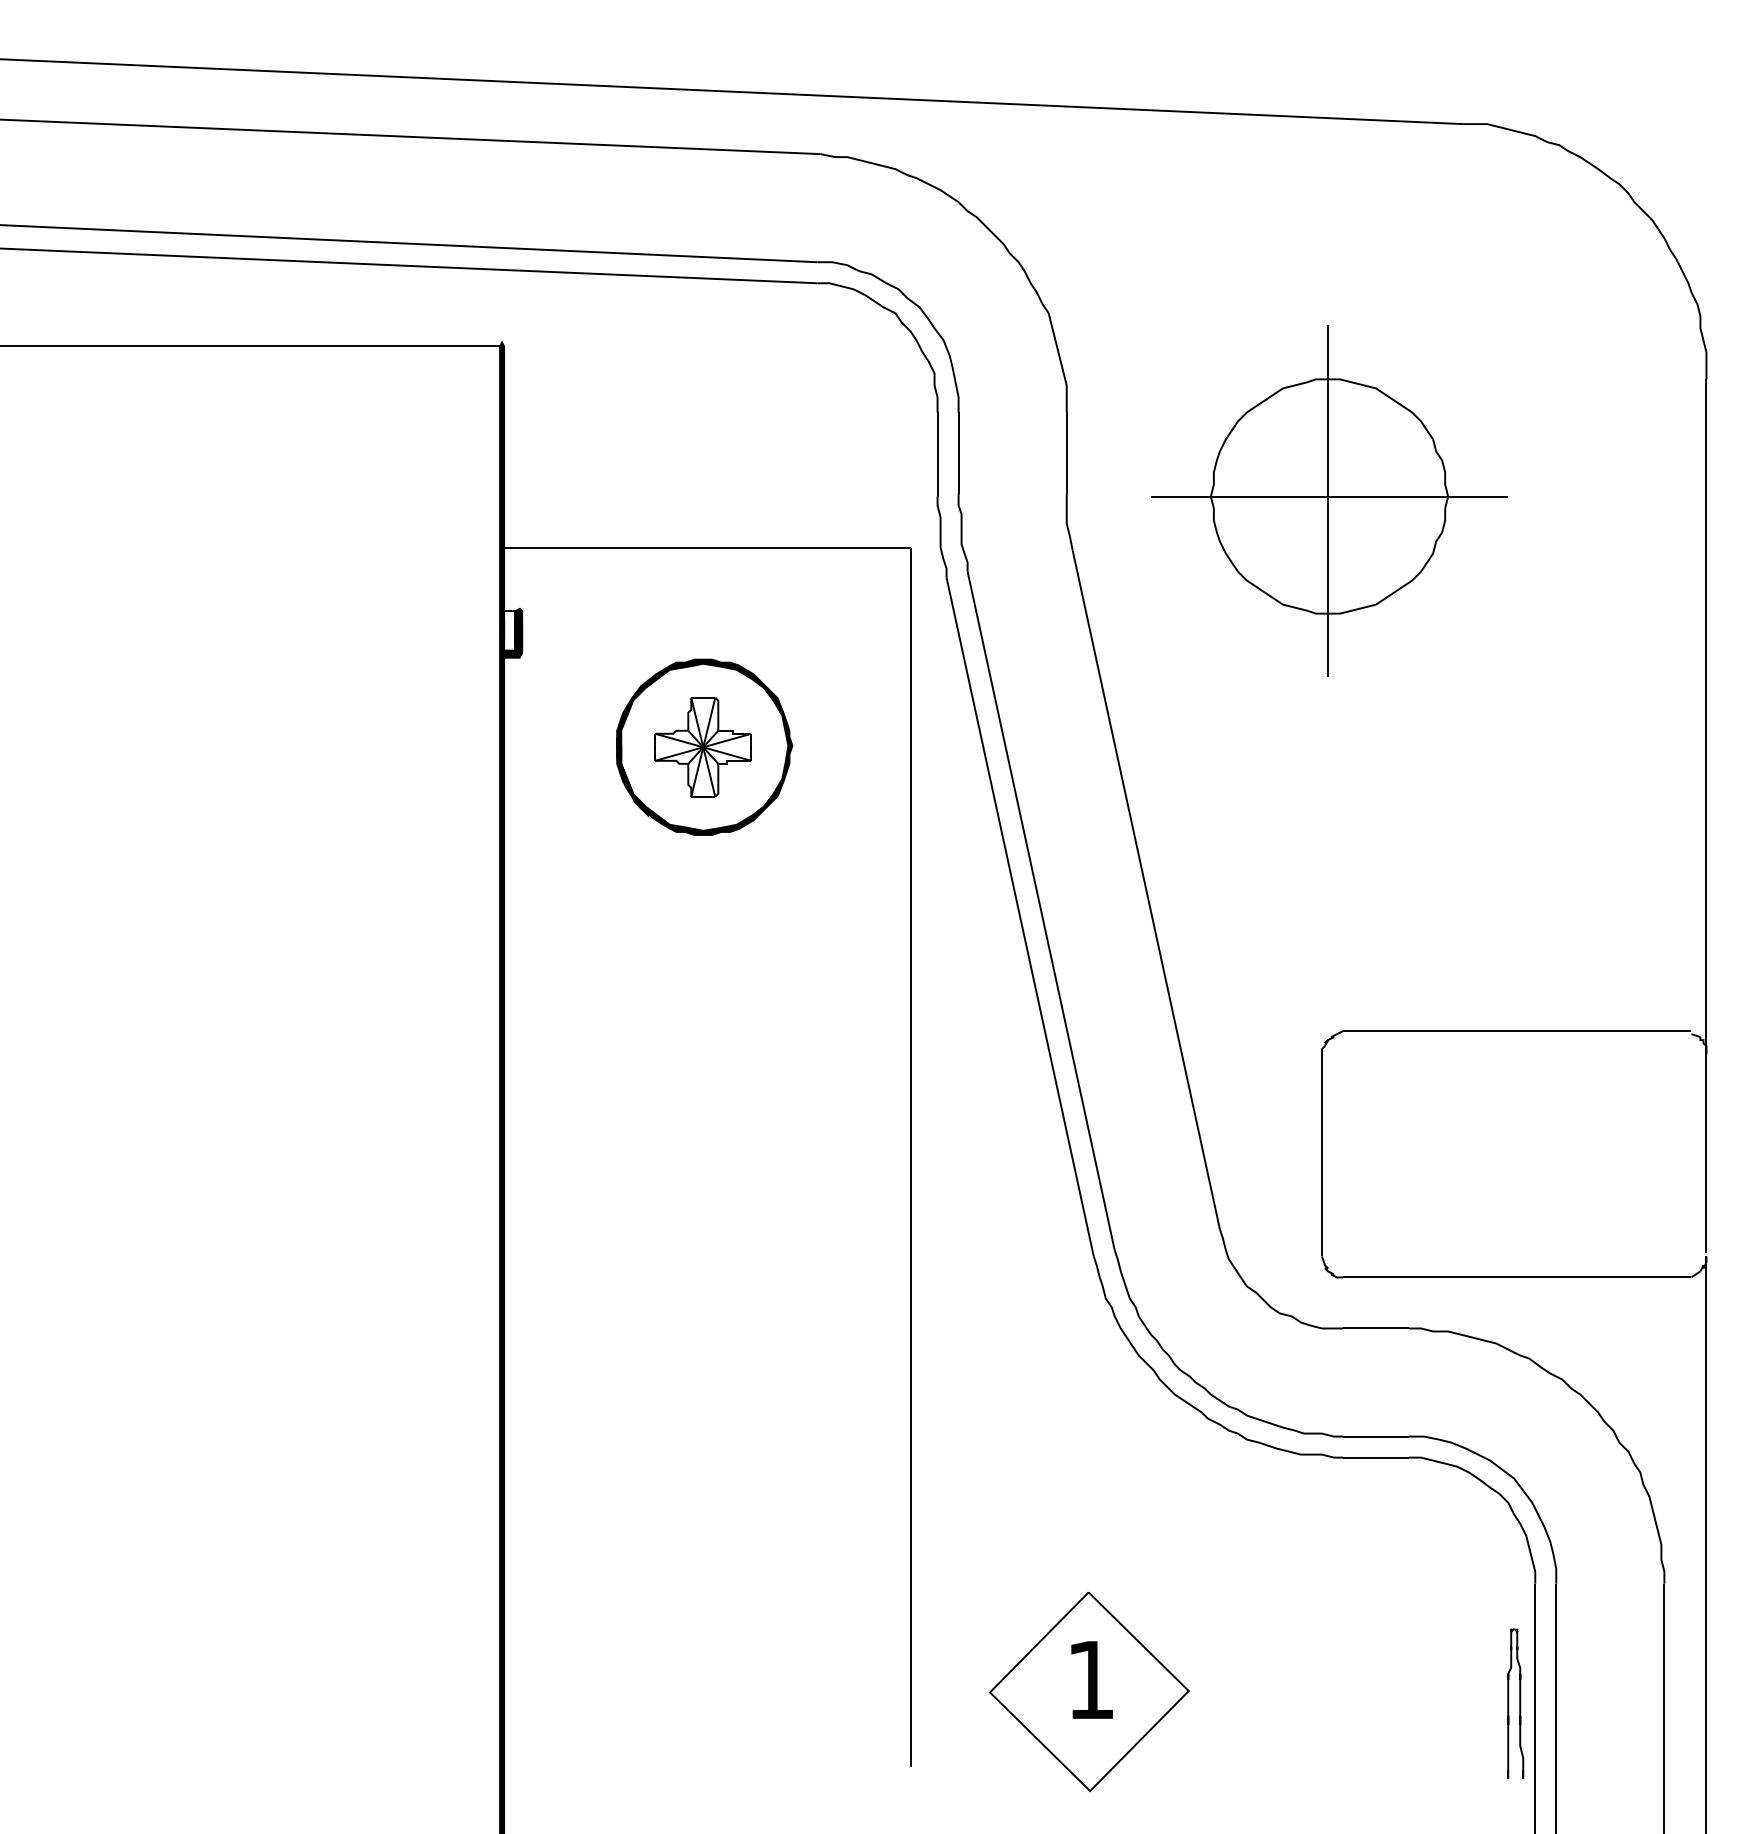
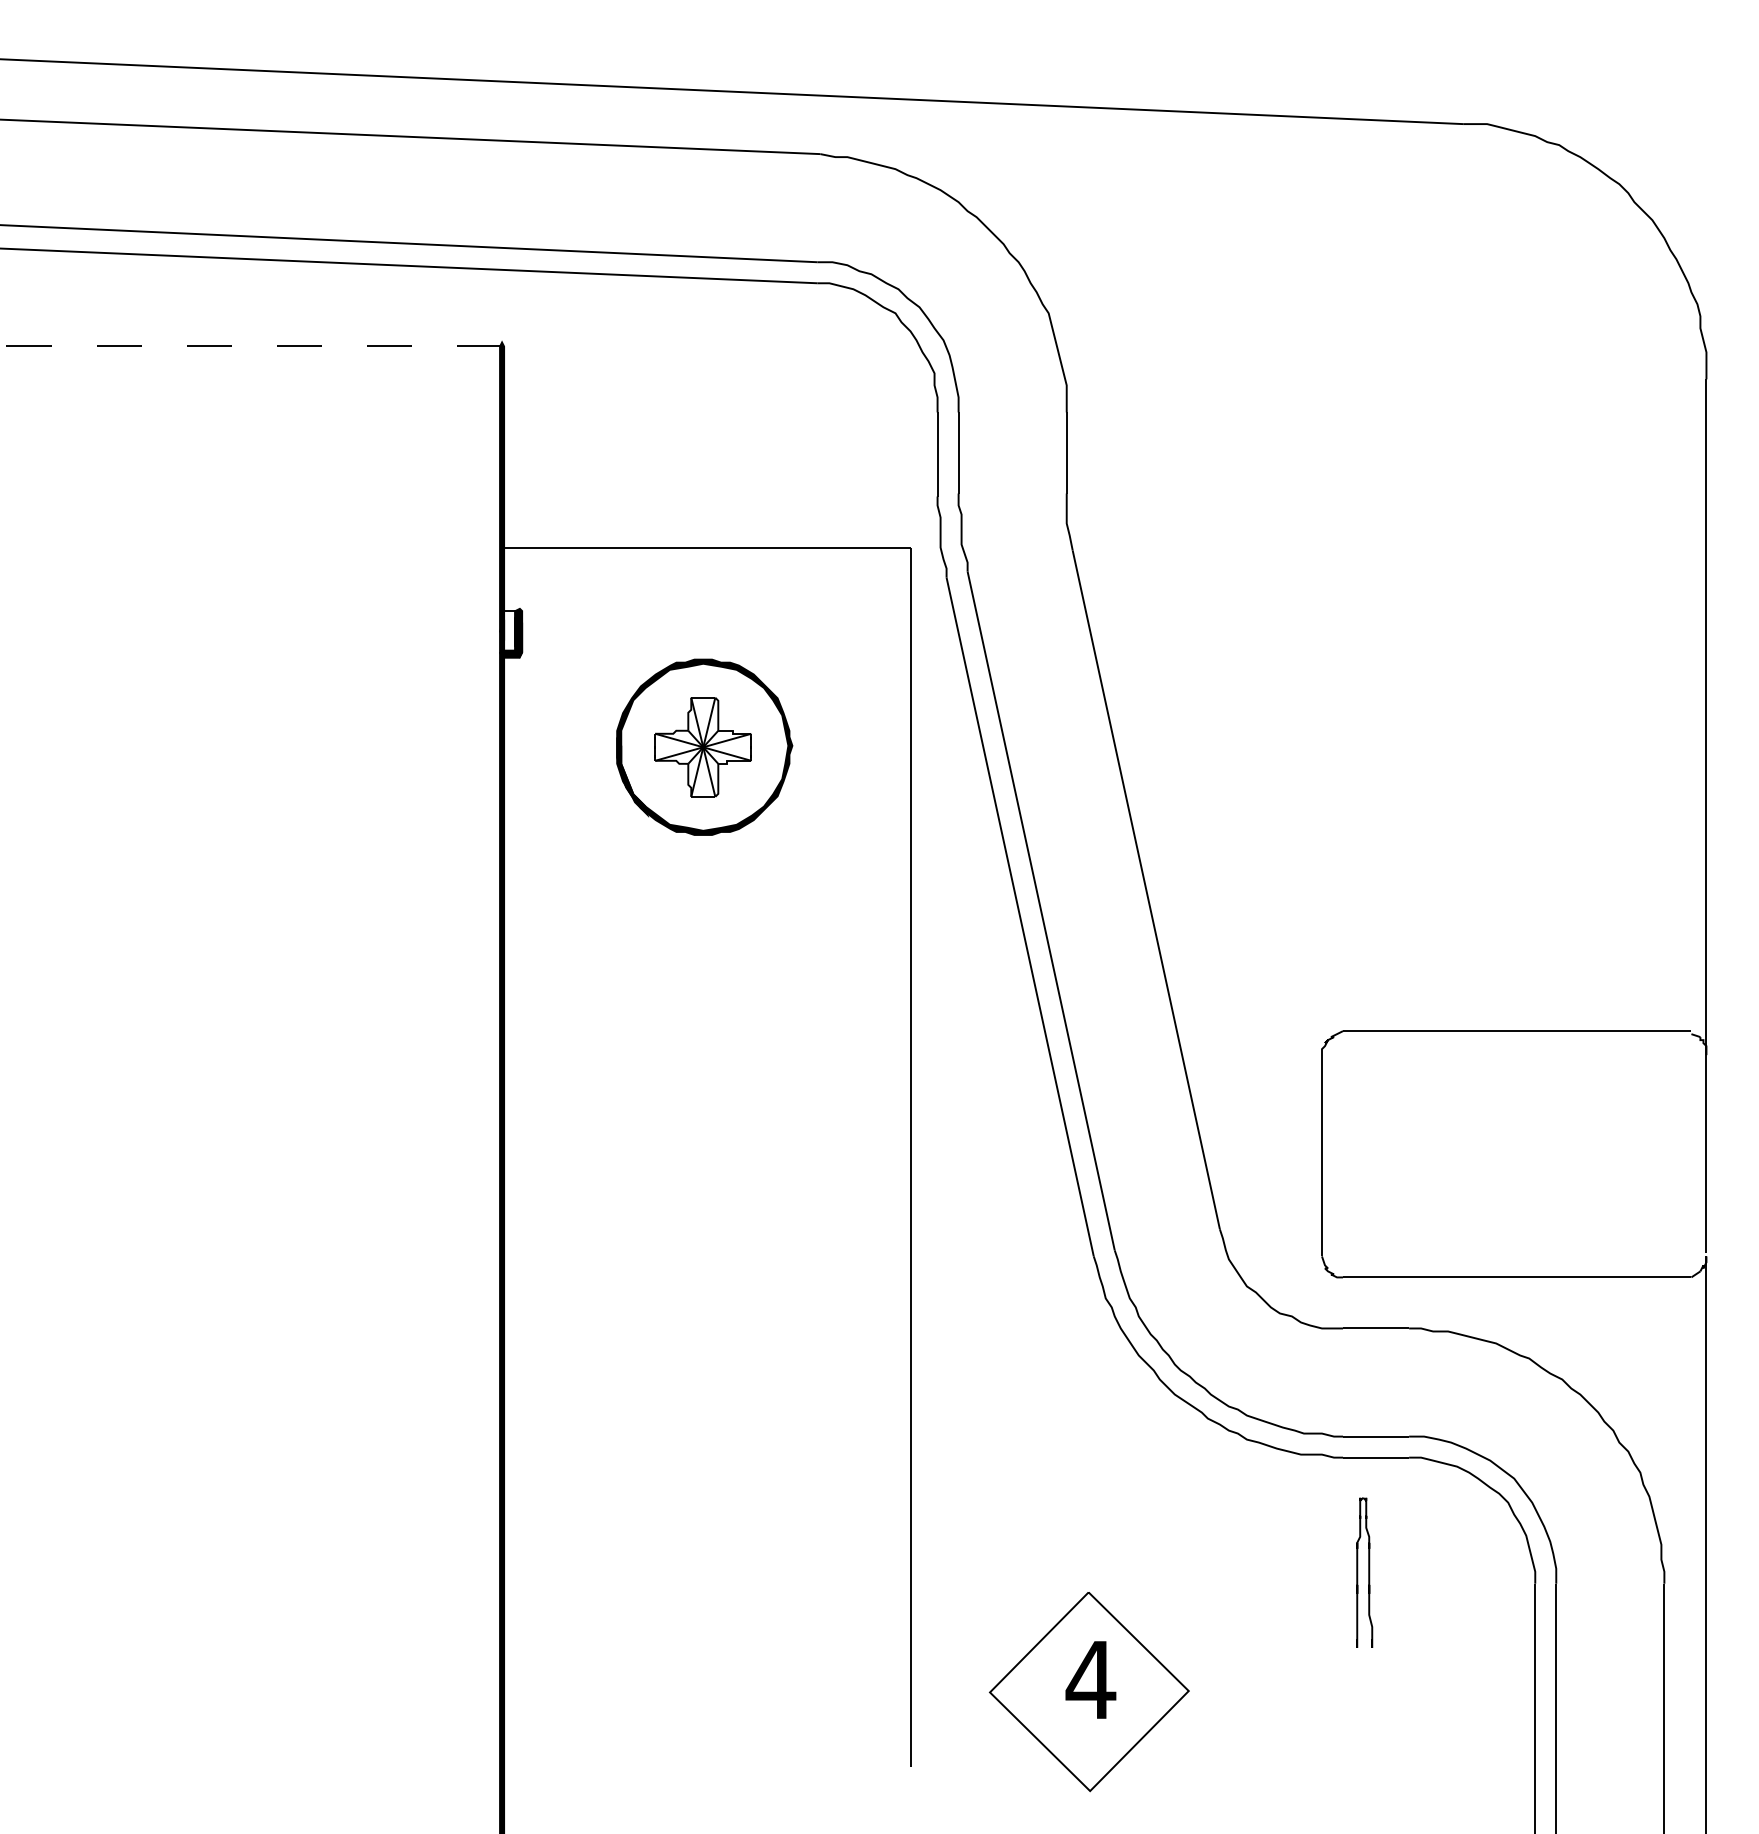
line: solid -> dashed (251, 346)
part: present -> none (1329, 500)
text: 1 -> 4 (1090, 1679)
part position: (1515, 1703) -> (1364, 1572) (1364, 1572)
